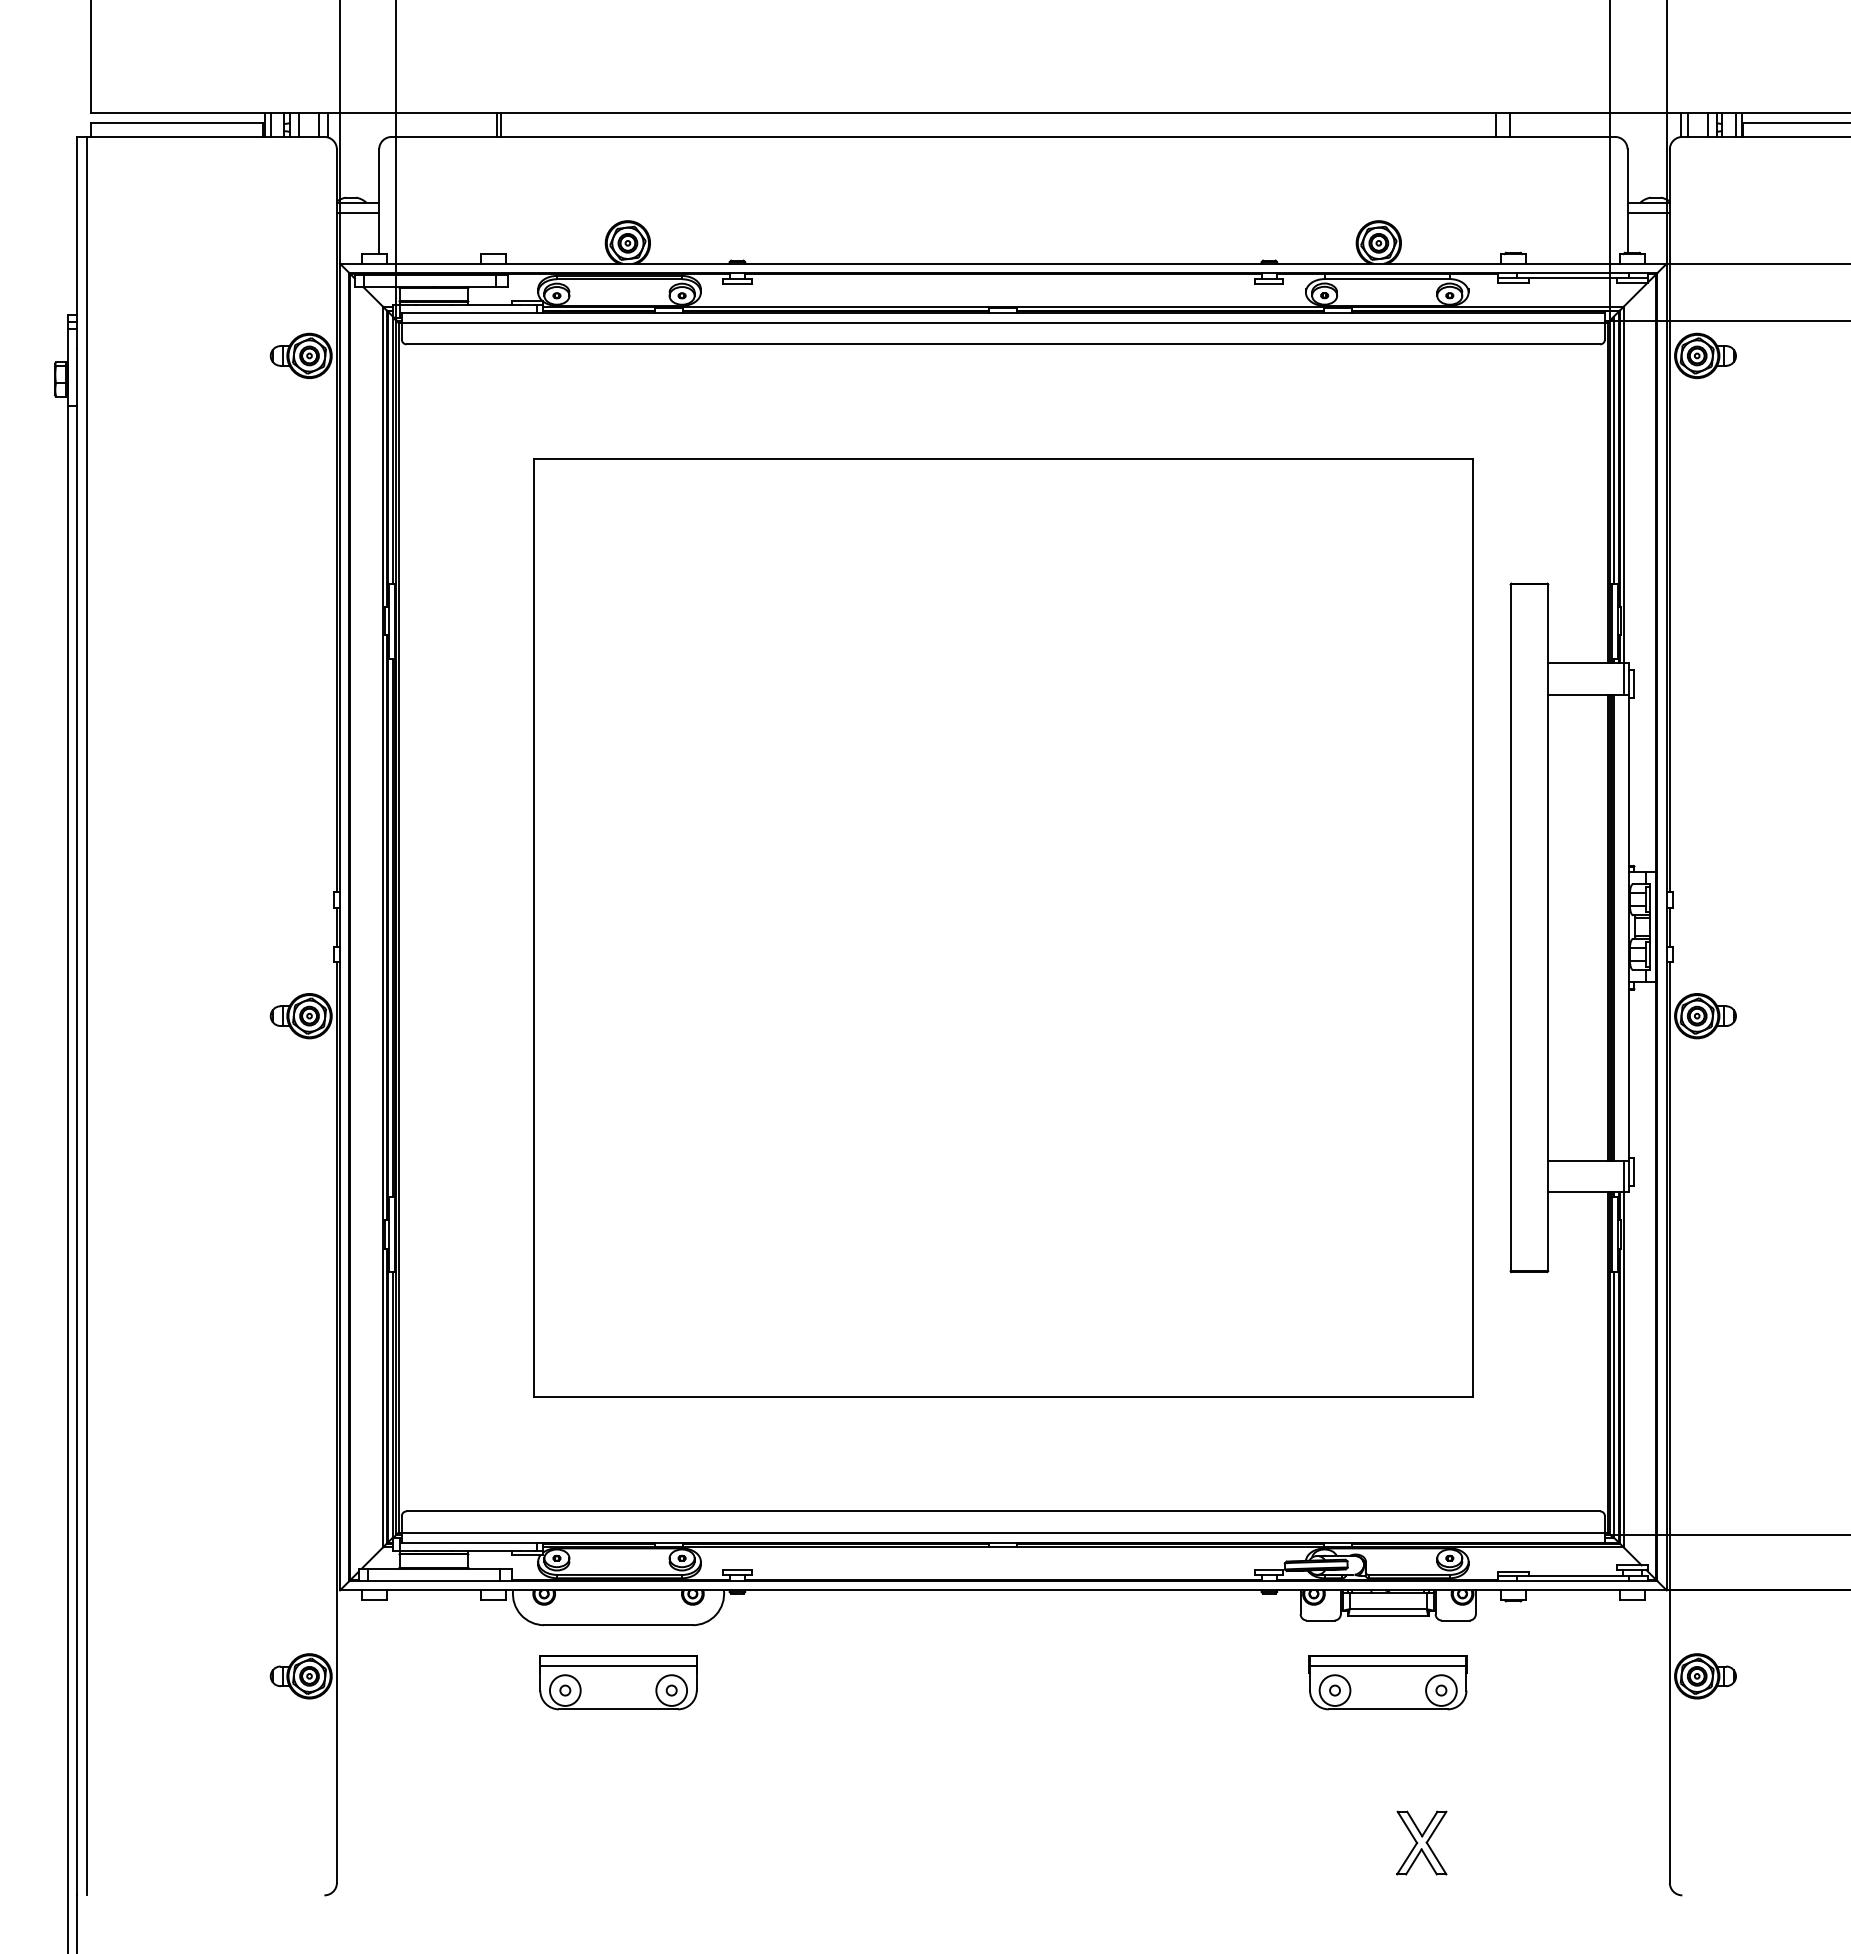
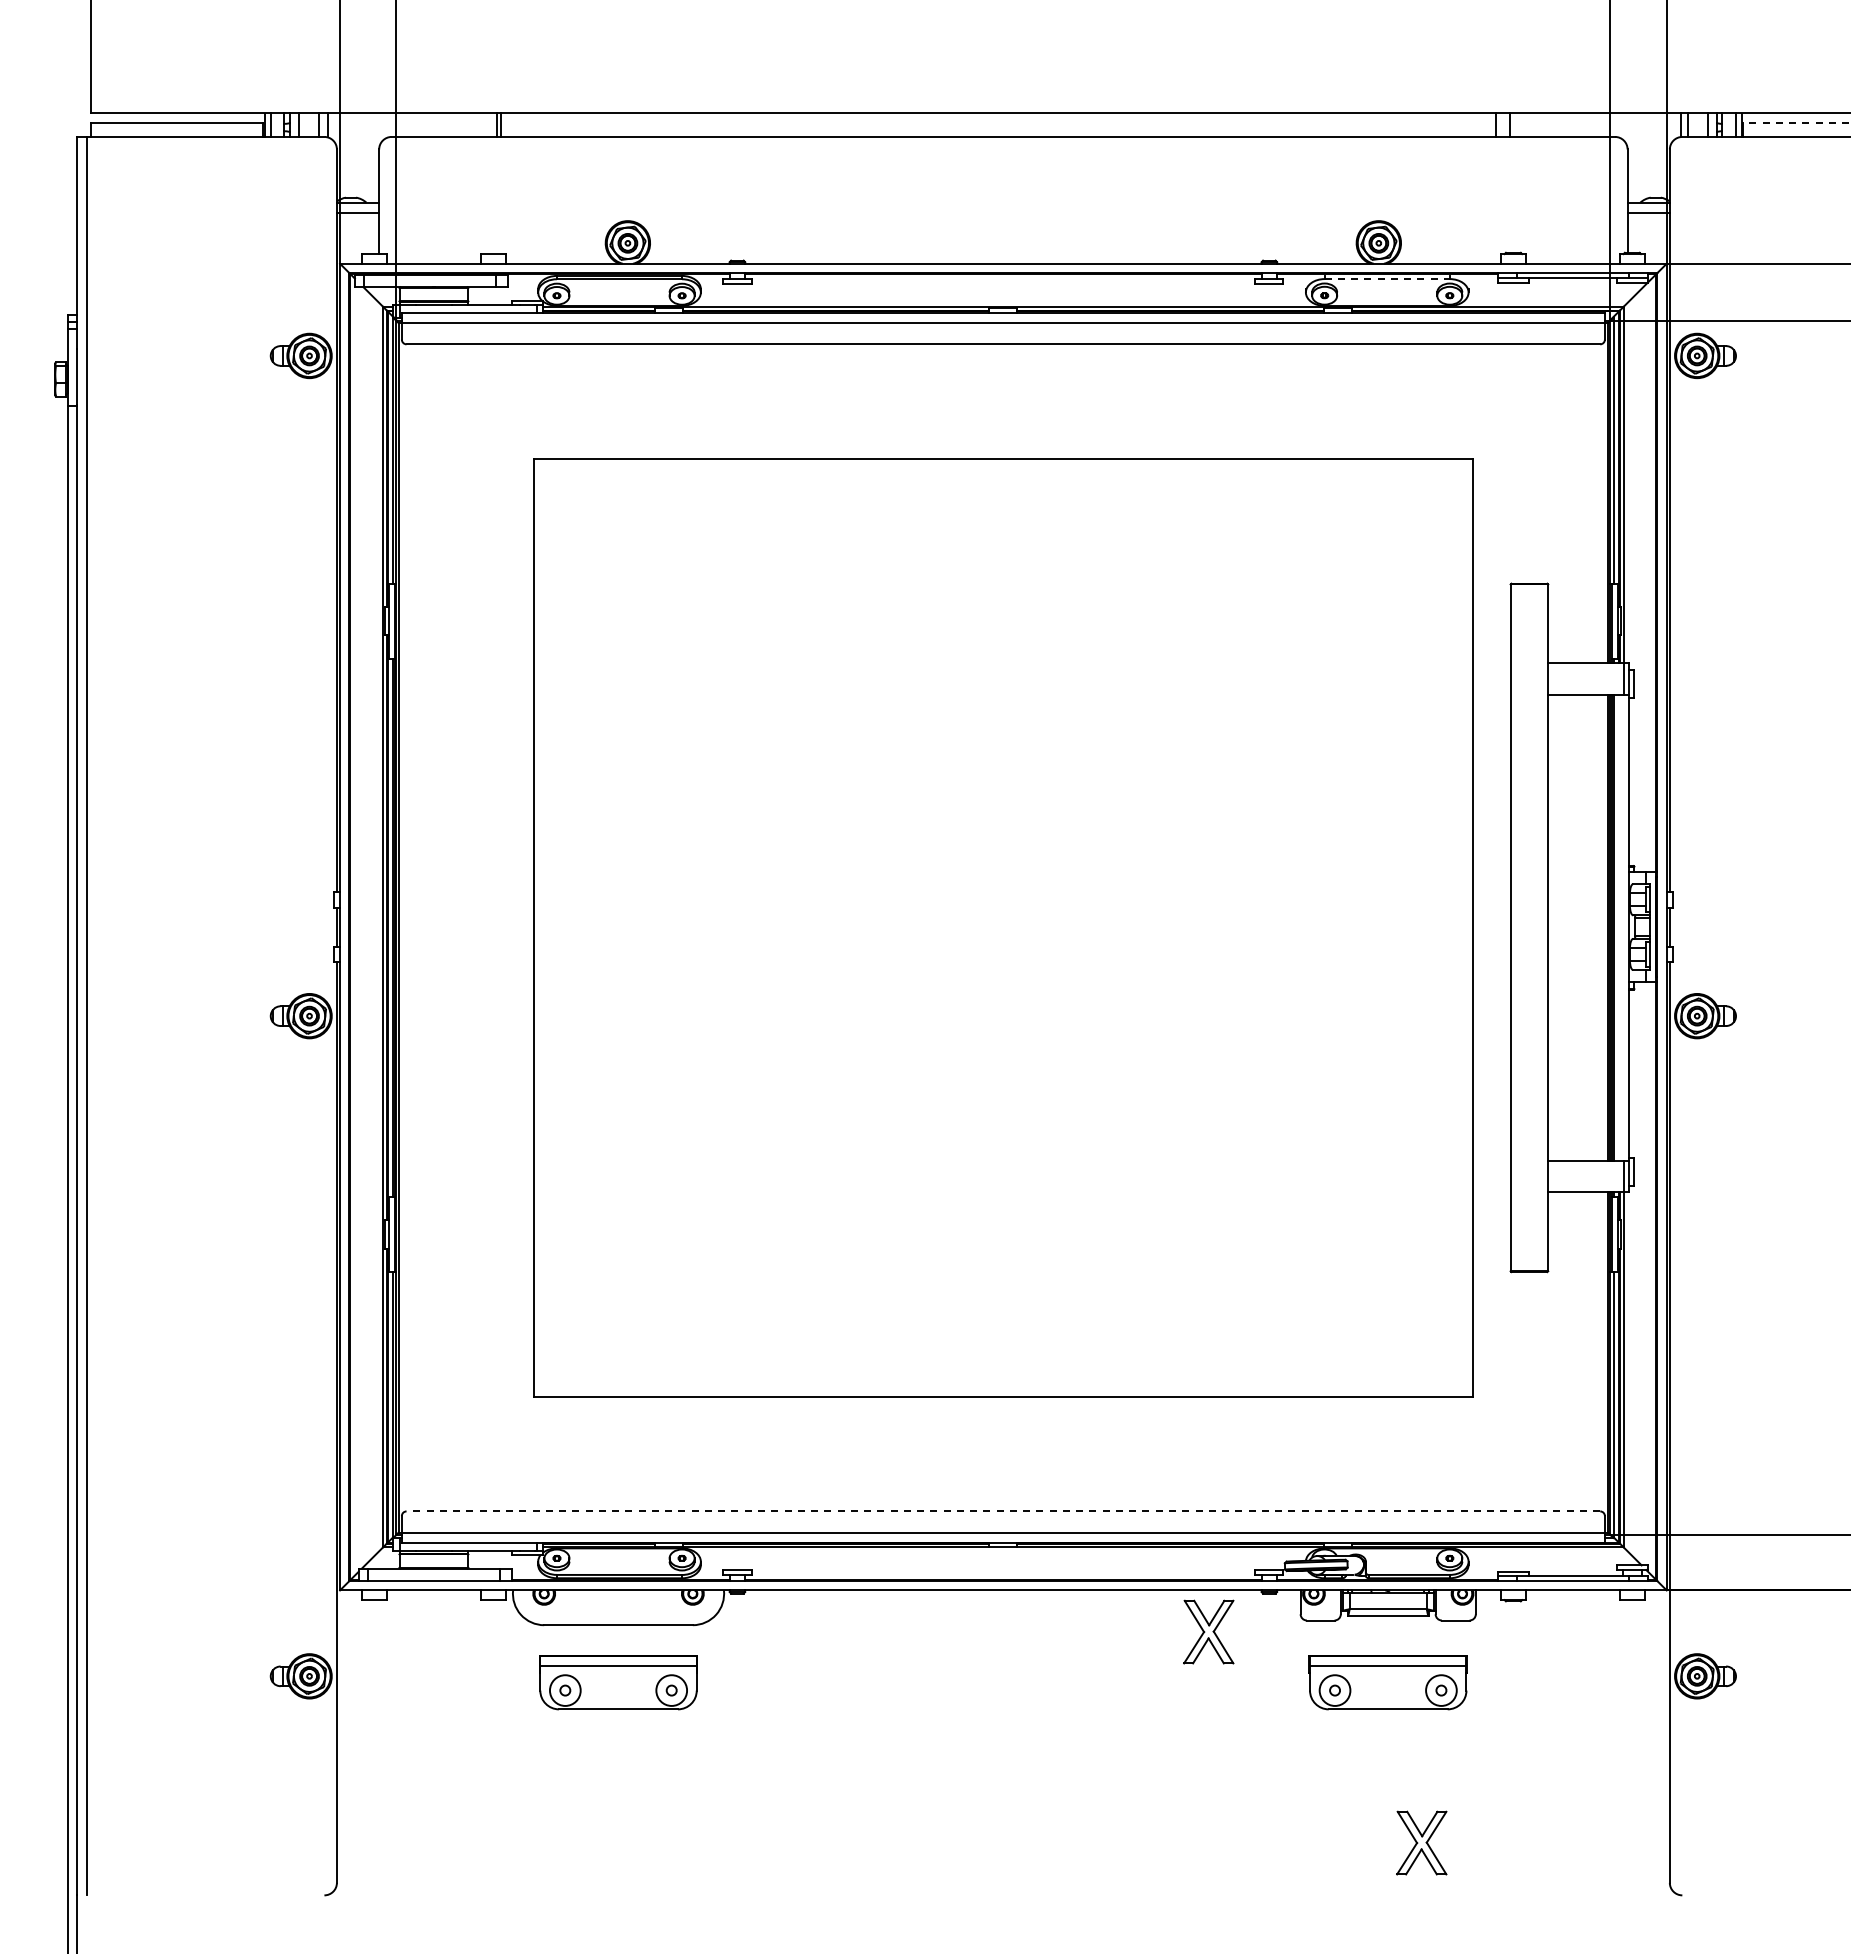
line: solid -> dashed (1797, 122)
line: solid -> dashed (1387, 279)
line: solid -> dashed (1003, 1511)
part: none -> present (1208, 1631)
